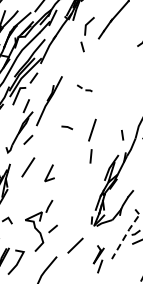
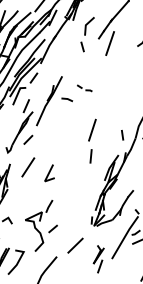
line: none -> present (110, 43)
line position: (67, 127) -> (67, 99) (67, 99)
line: dashed -> solid (124, 236)
